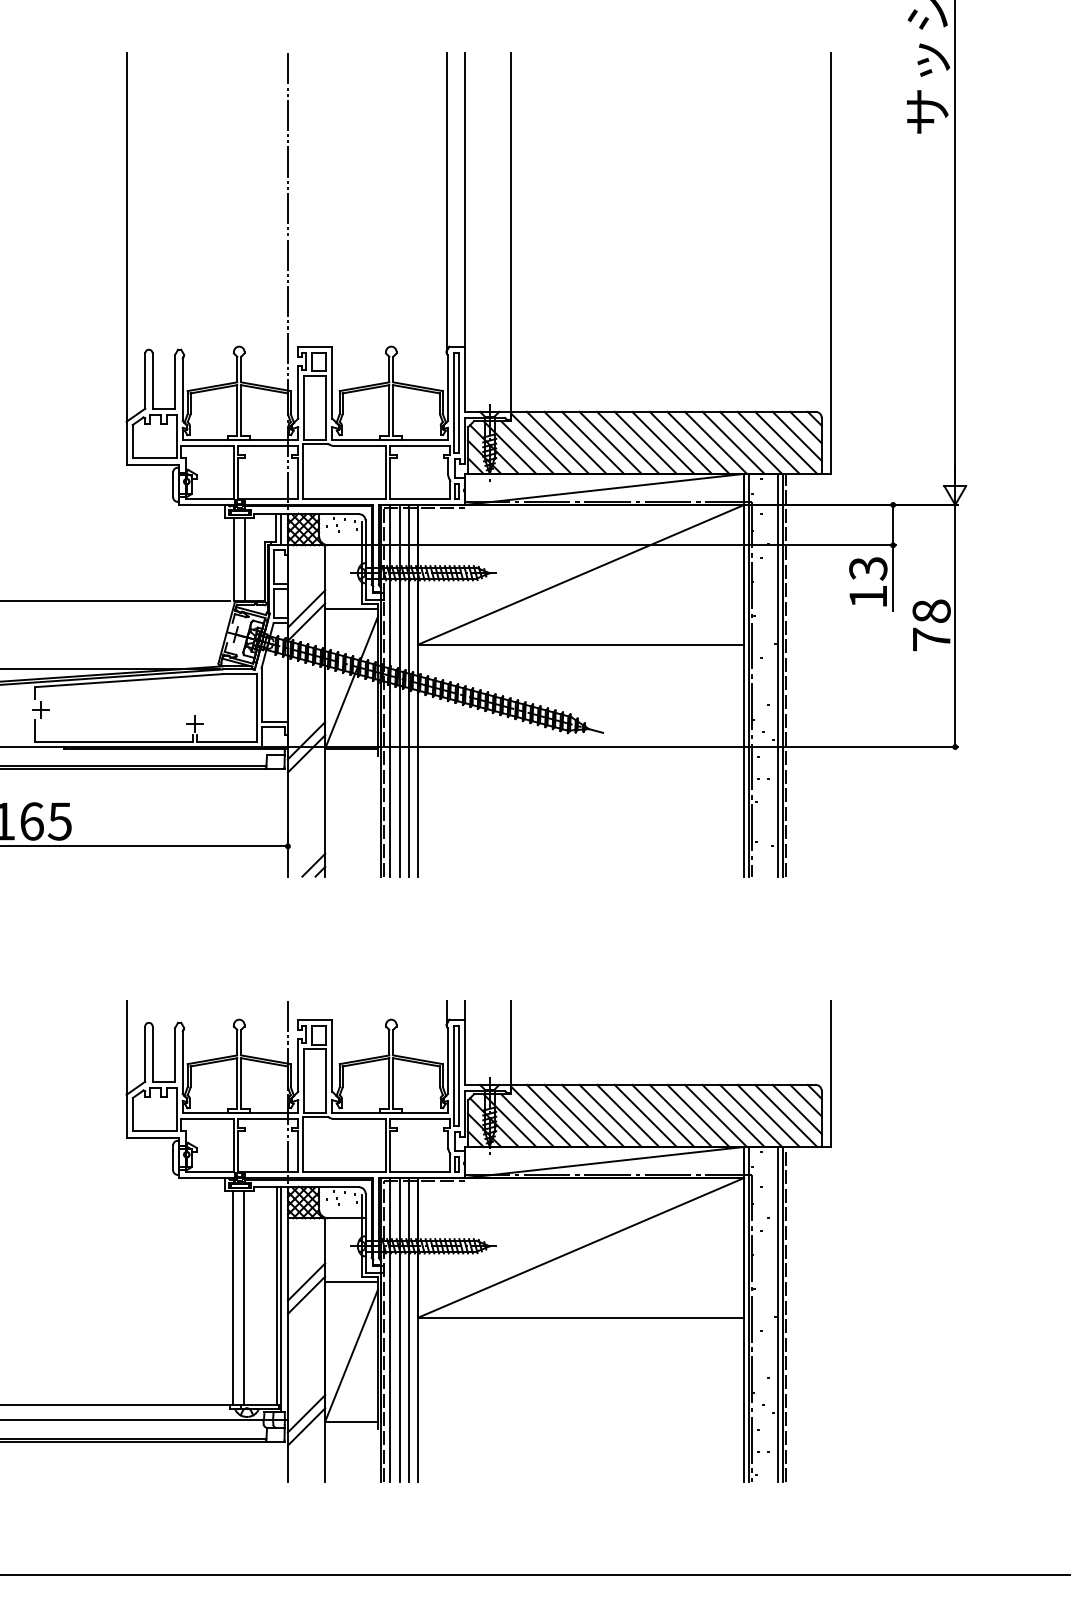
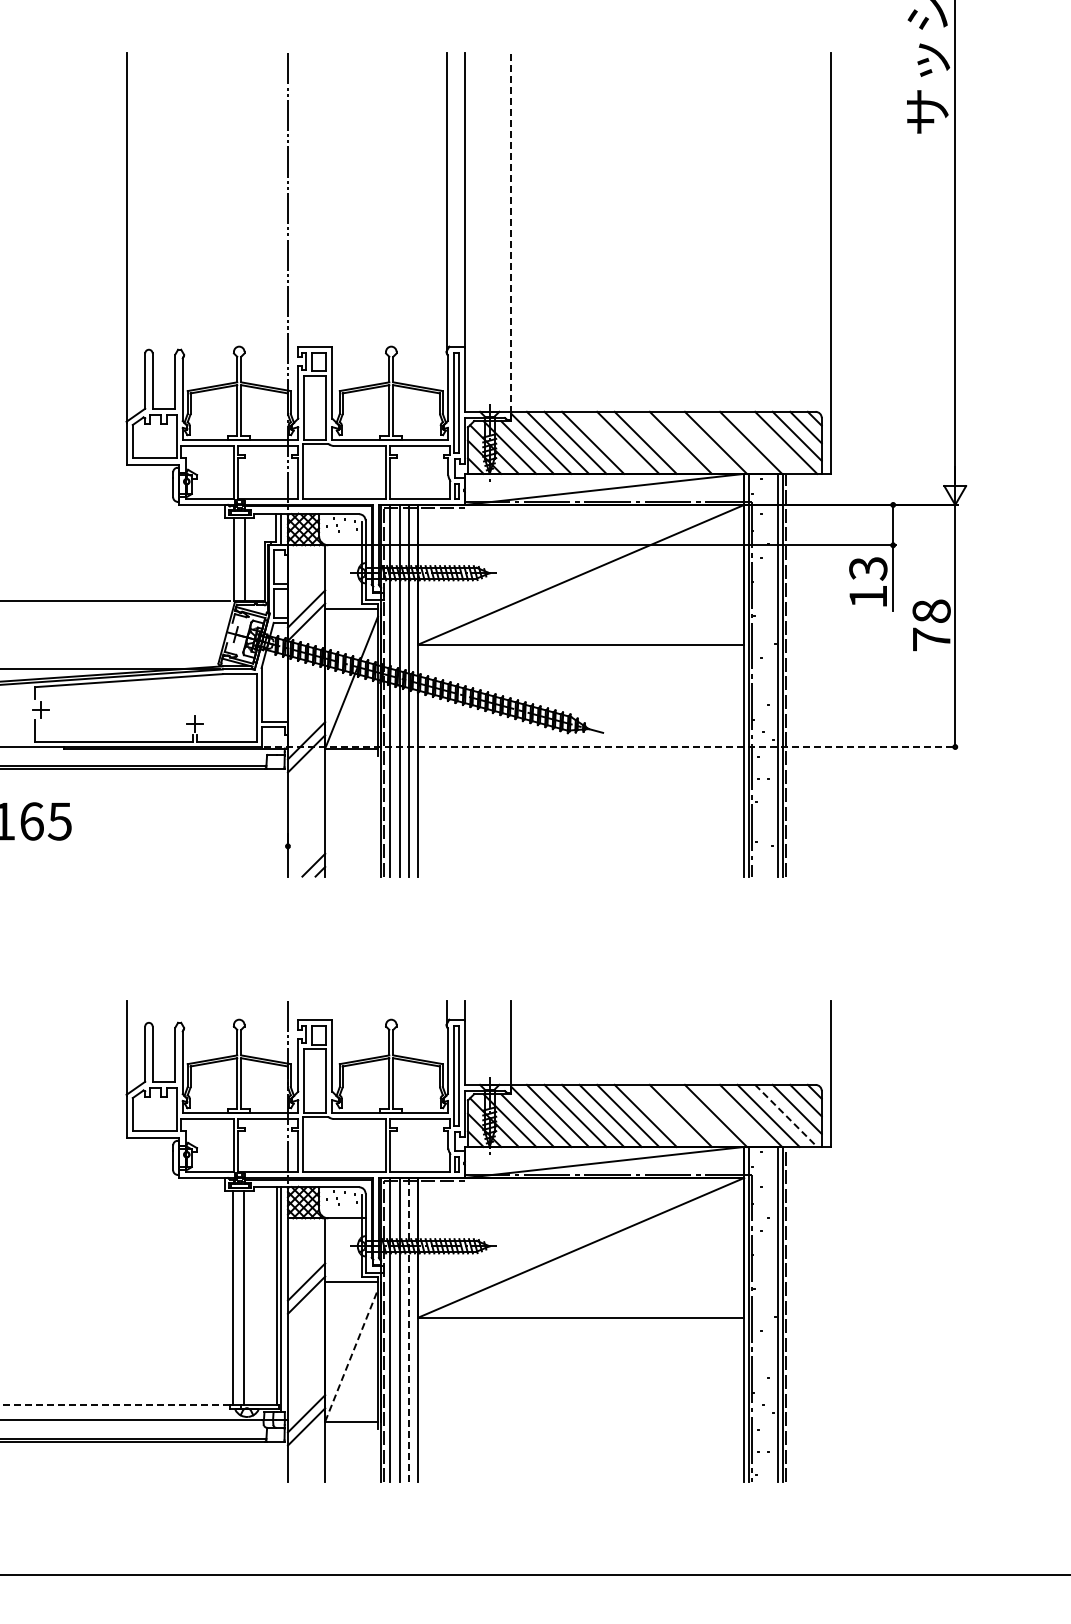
line: solid -> dashed (511, 232)
line: present -> none (610, 442)
line: present -> none (663, 442)
line: present -> none (698, 442)
line: present -> none (733, 442)
line: present -> none (768, 442)
line: solid -> dashed (611, 747)
line: present -> none (144, 846)
line: present -> none (663, 1115)
line: present -> none (698, 1115)
line: present -> none (733, 1115)
line: solid -> dashed (786, 1115)
line: solid -> dashed (409, 1330)
line: solid -> dashed (351, 1355)
line: solid -> dashed (114, 1404)
